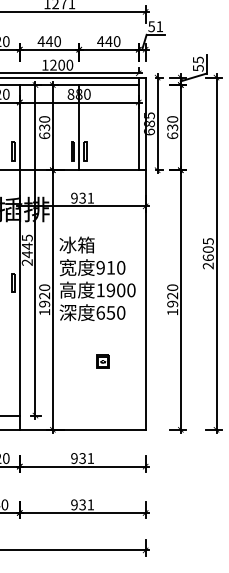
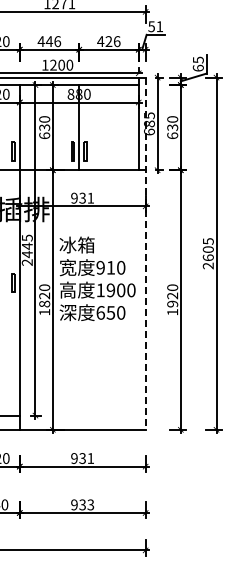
text: 440 -> 446 (57, 41)
text: 440 -> 426 (112, 41)
text: 55 -> 65 (197, 67)
line: solid -> dashed (145, 254)
text: 1920 -> 1820 (44, 303)
part: present -> none (102, 361)
text: 931 -> 933 (90, 504)
